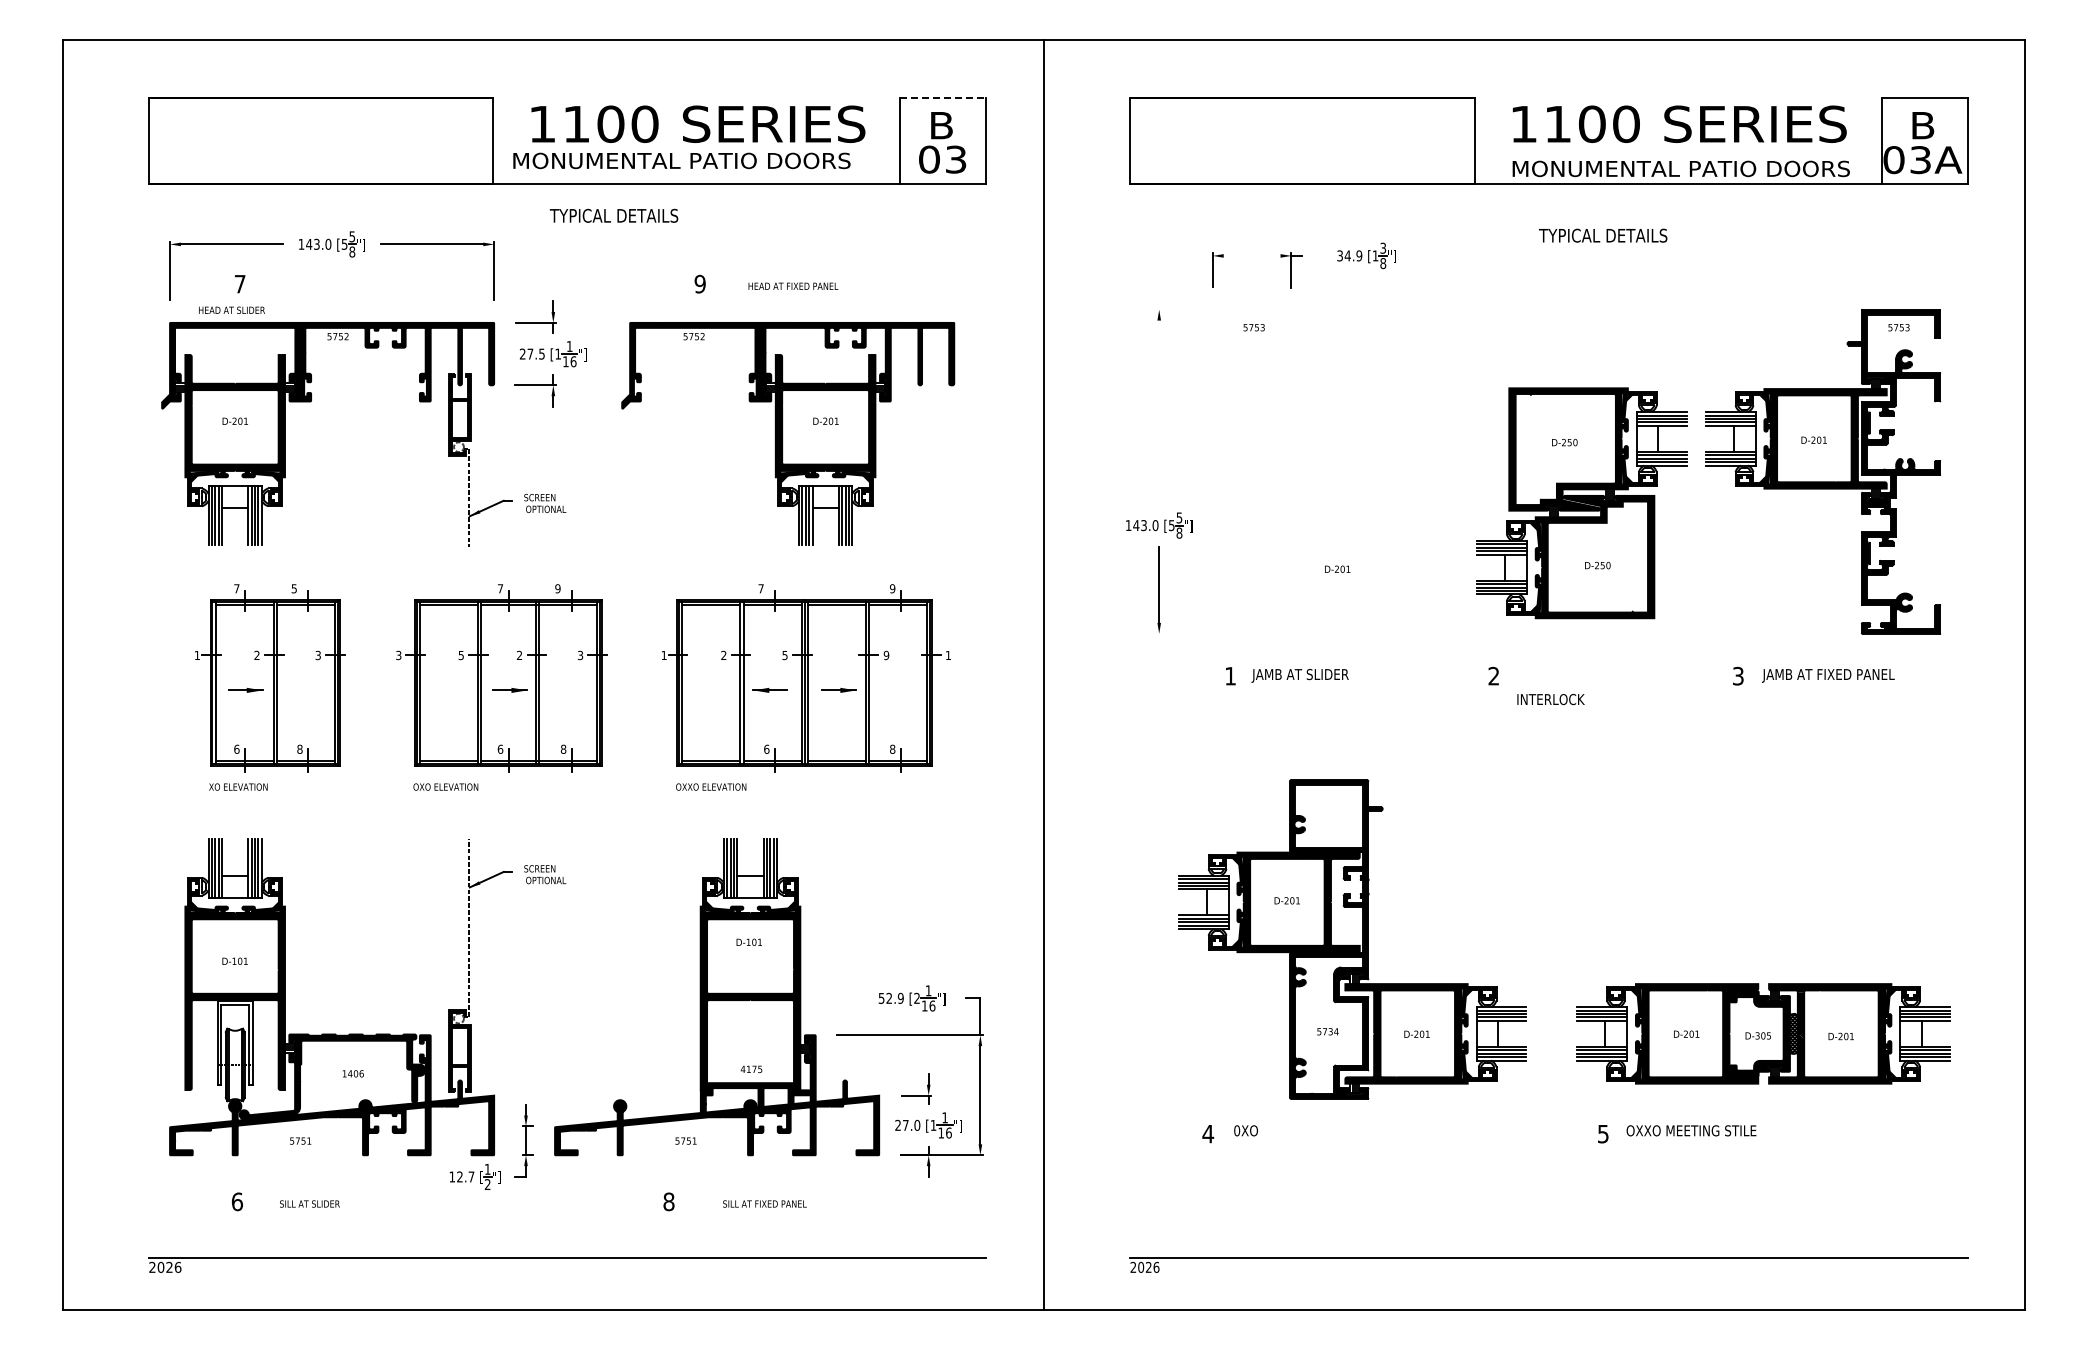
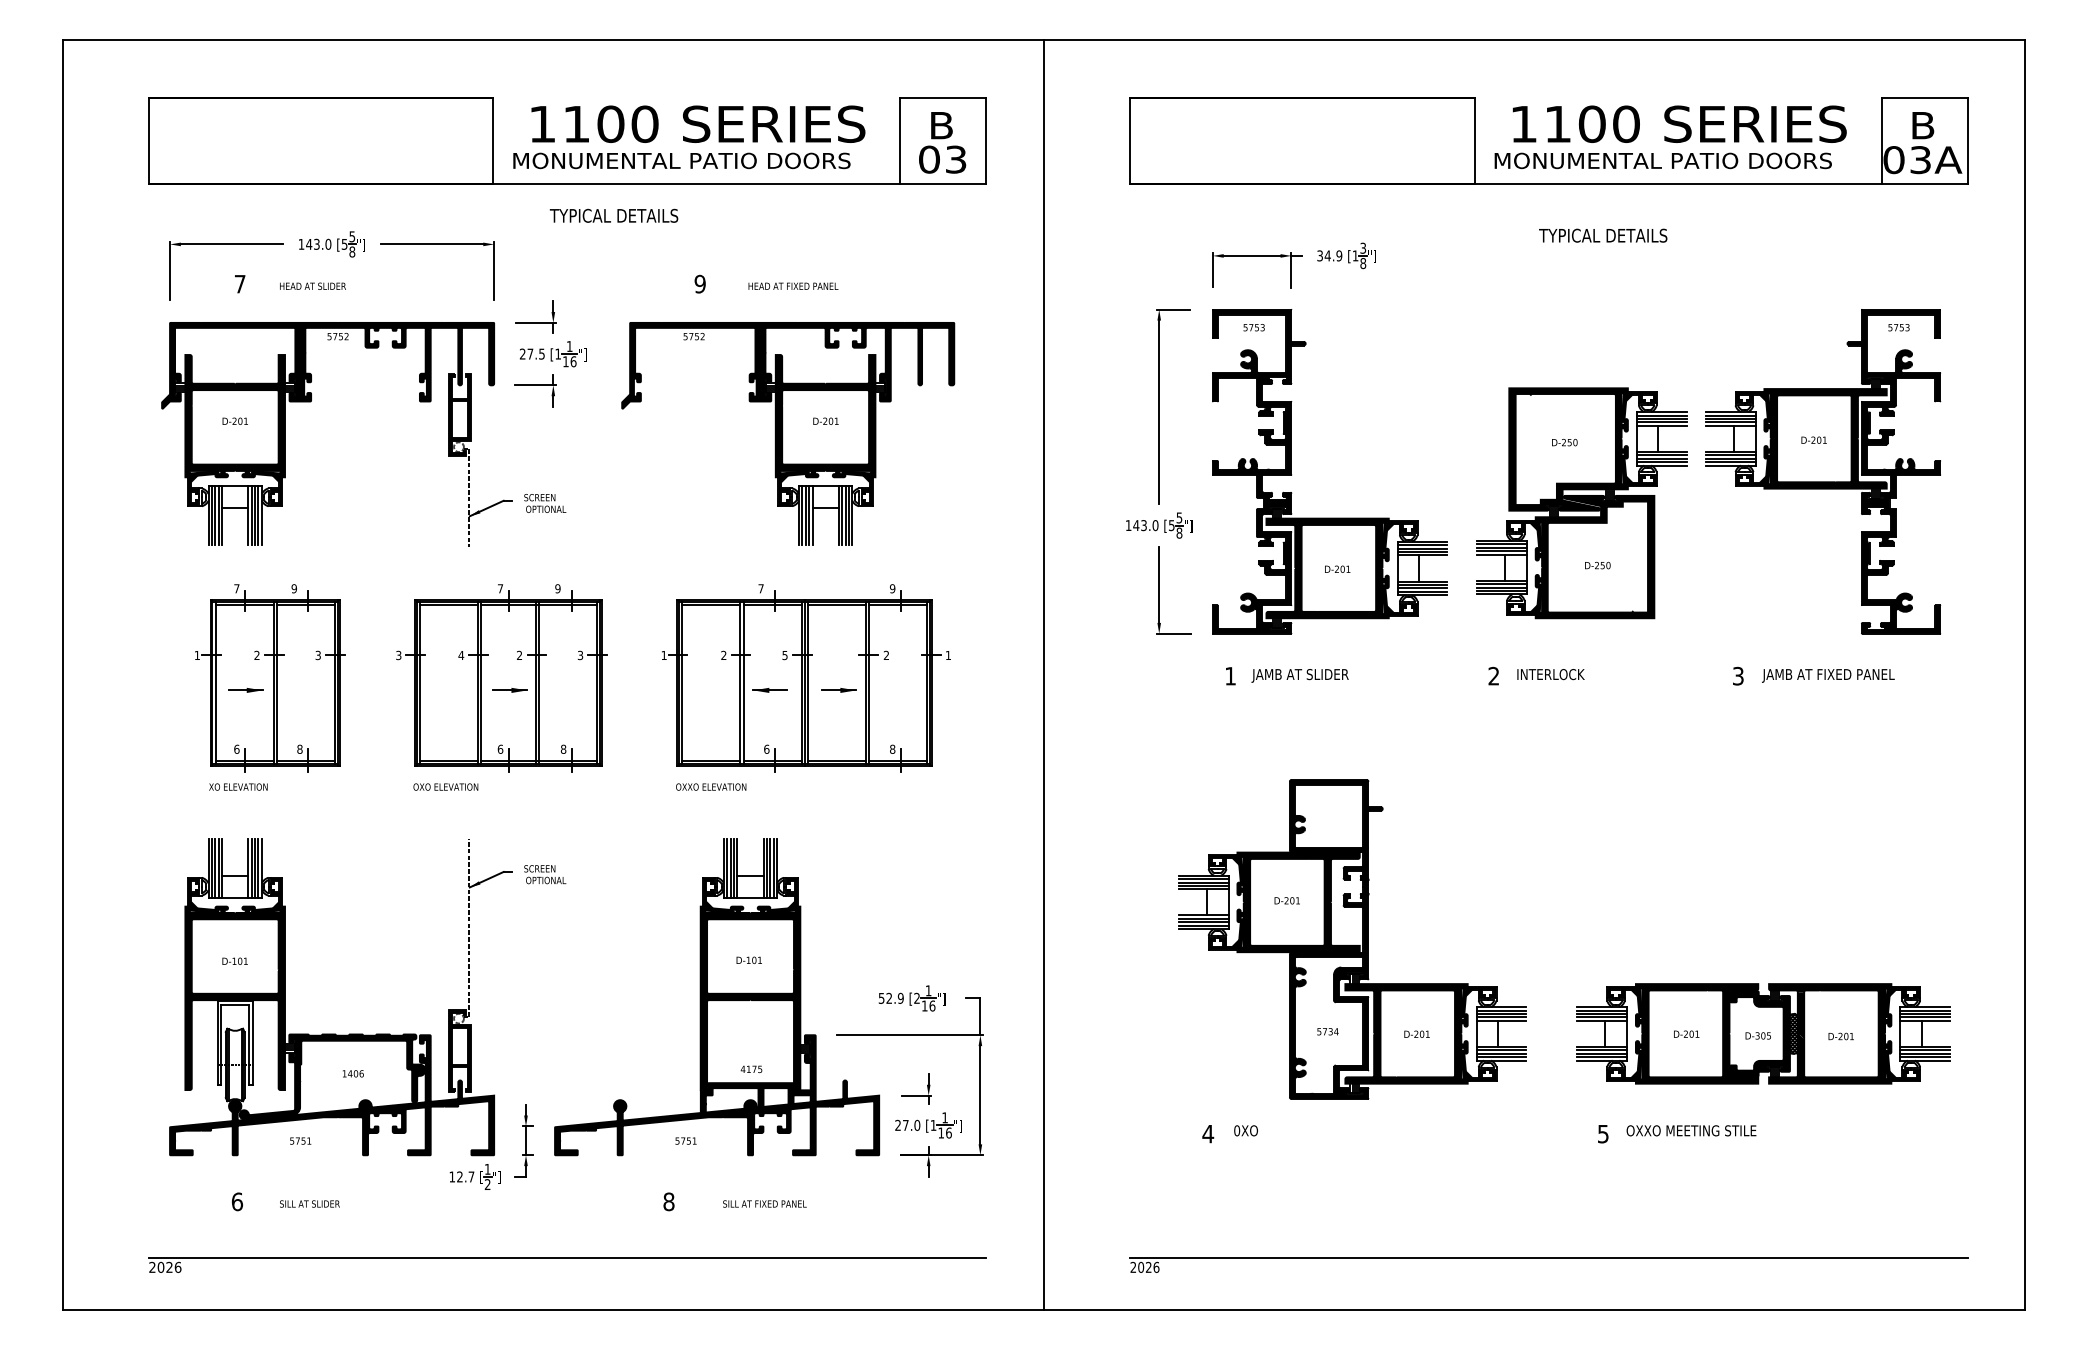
line: dashed -> solid (943, 97)
text position: (1680, 168) -> (1662, 160) (1662, 160)
line: none -> present (1251, 255)
part position: (1366, 255) -> (1346, 255) (1346, 255)
text position: (231, 309) -> (312, 285) (312, 285)
line: none -> present (1173, 309)
line: none -> present (1159, 412)
part: none -> present (1292, 474)
text: 5 -> 9 (293, 588)
line: none -> present (1173, 633)
text: 5 -> 4 (461, 655)
text: 9 -> 2 (886, 655)
text position: (1550, 699) -> (1550, 674) (1550, 674)
text position: (748, 941) -> (748, 959) (748, 959)
